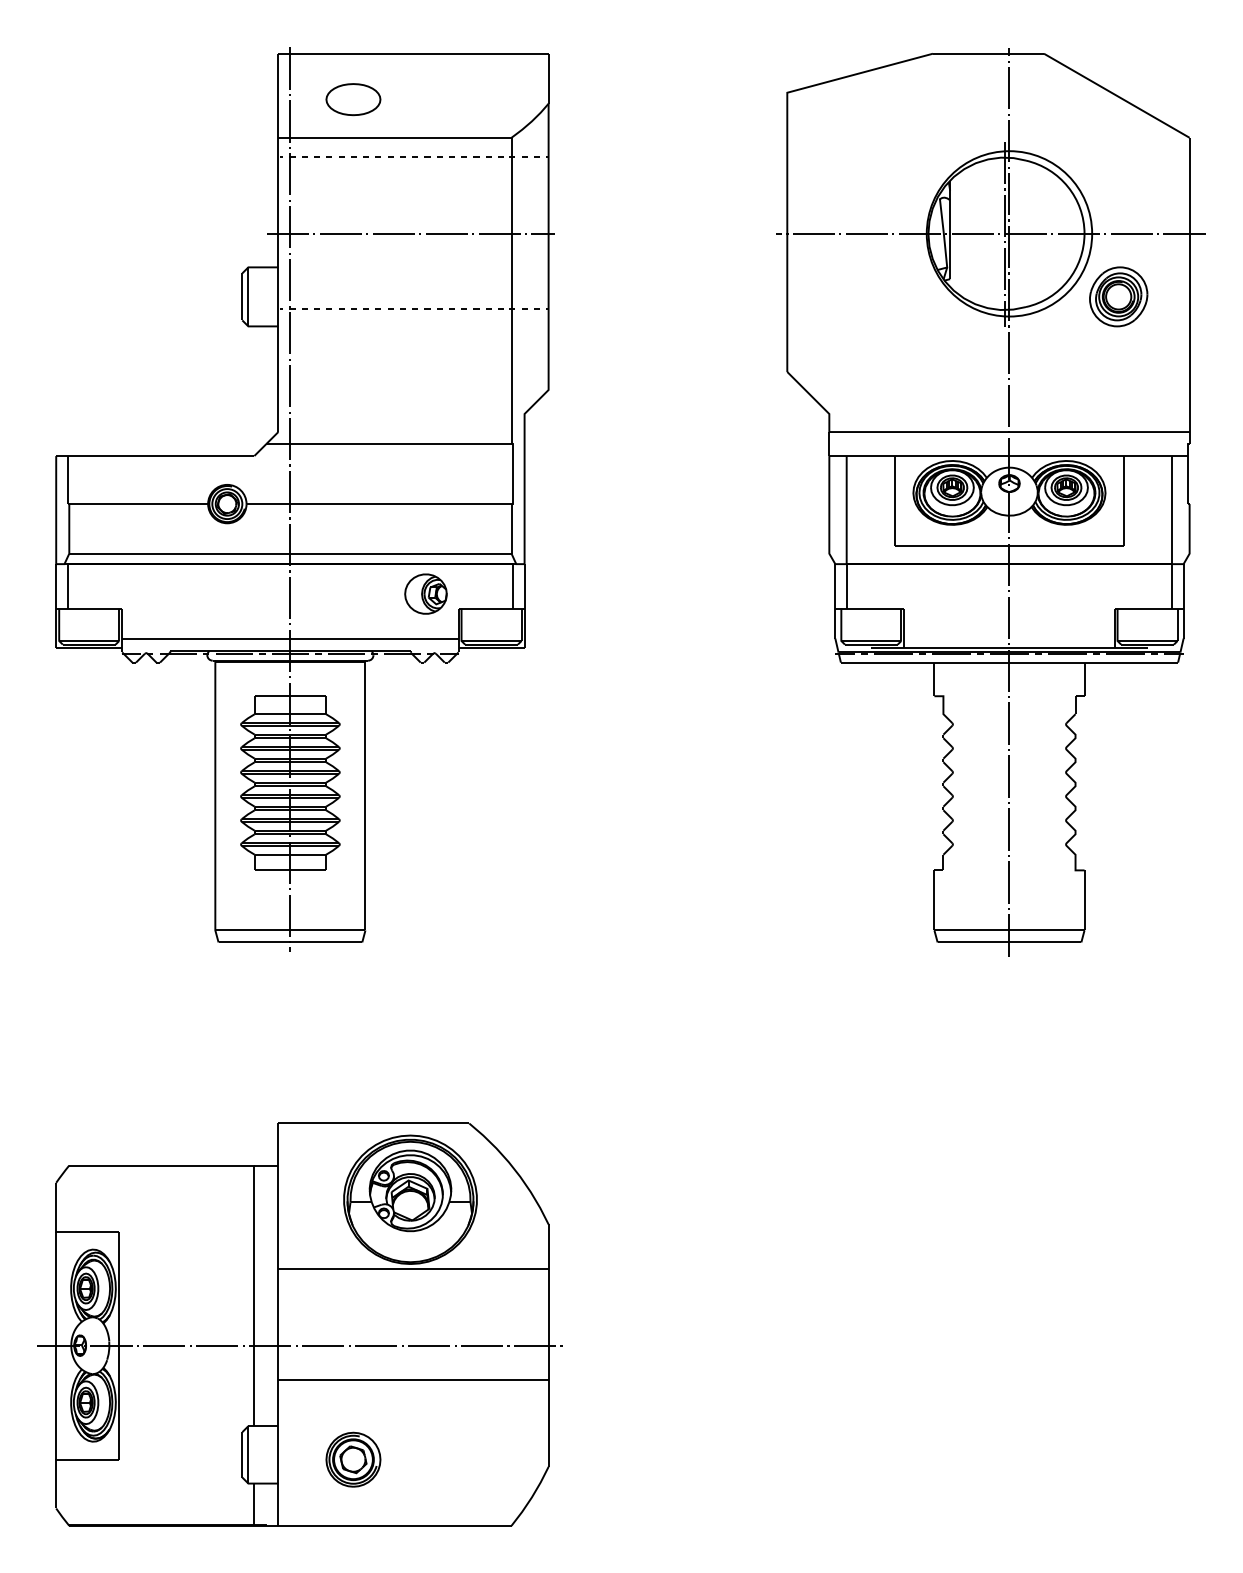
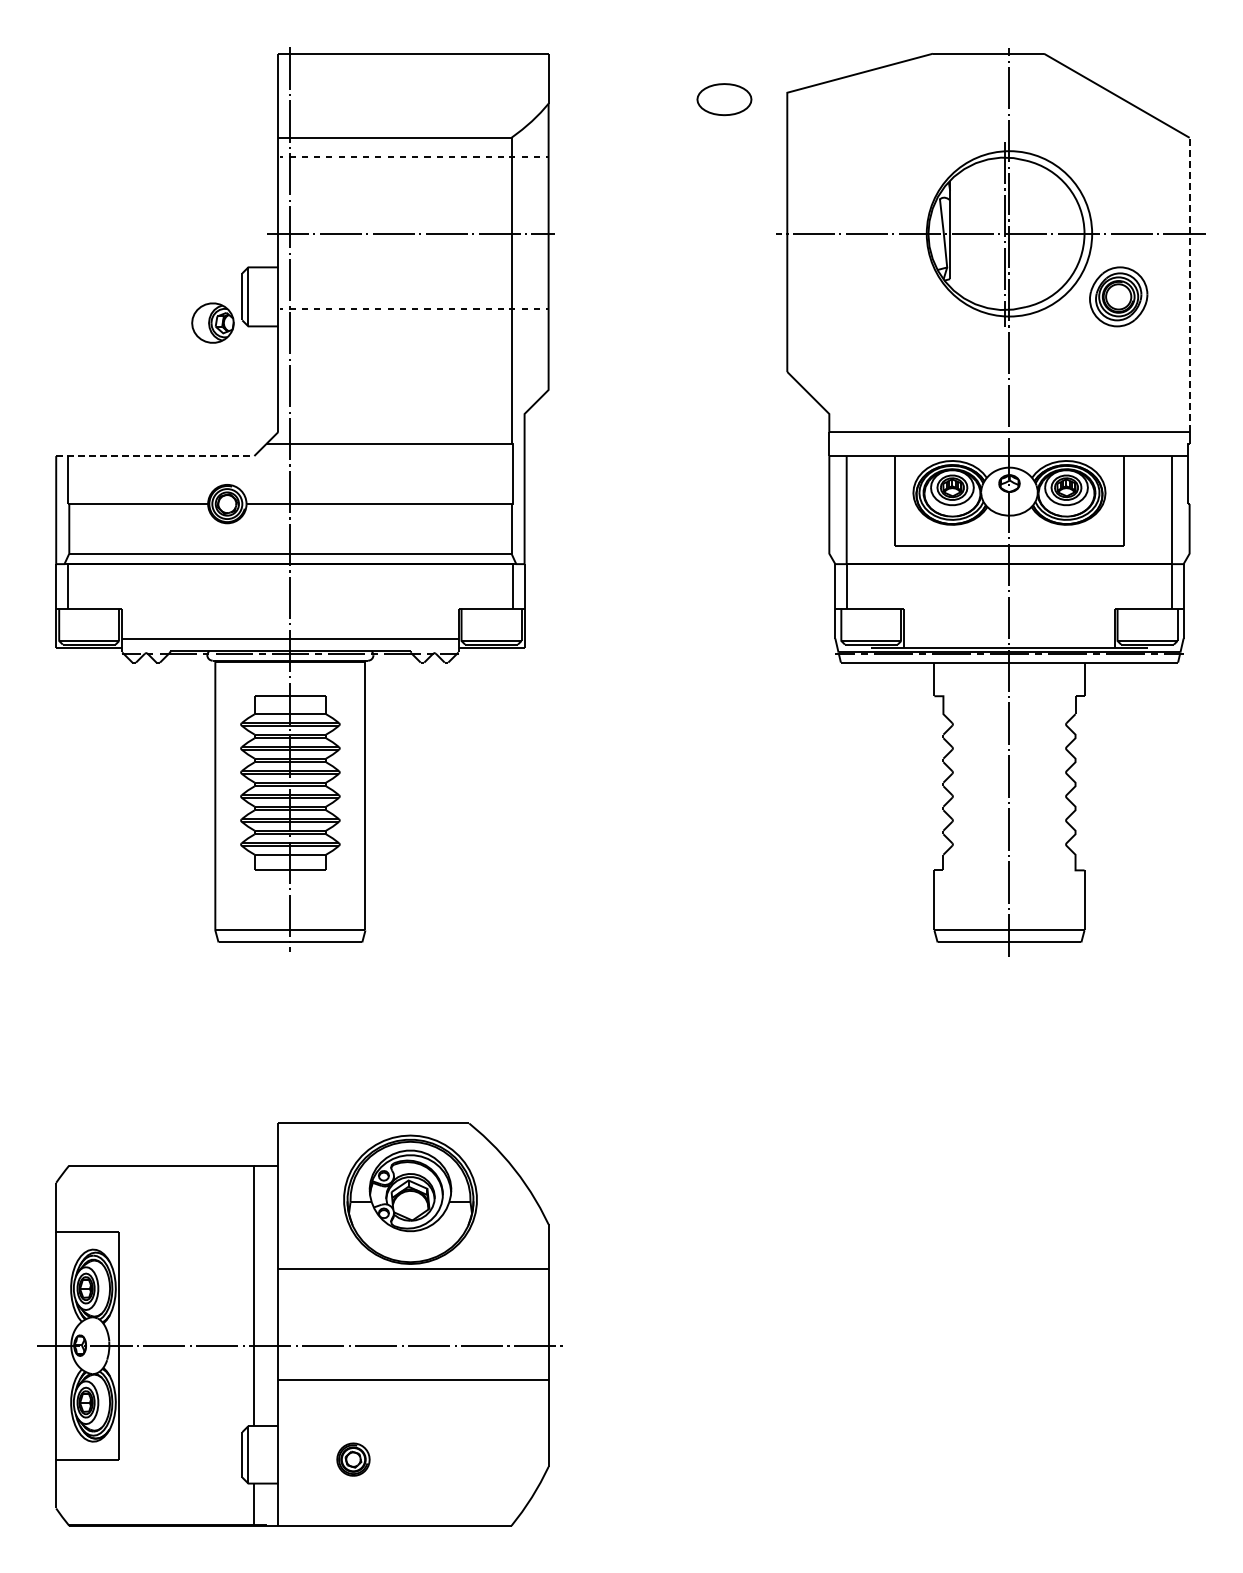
part position: (353, 99) -> (724, 99) (724, 99)
line: solid -> dashed (1189, 284)
line: solid -> dashed (153, 456)
part position: (425, 593) -> (212, 322) (212, 322)
part size: 57x57 px -> 35x35 px (353, 1459)
